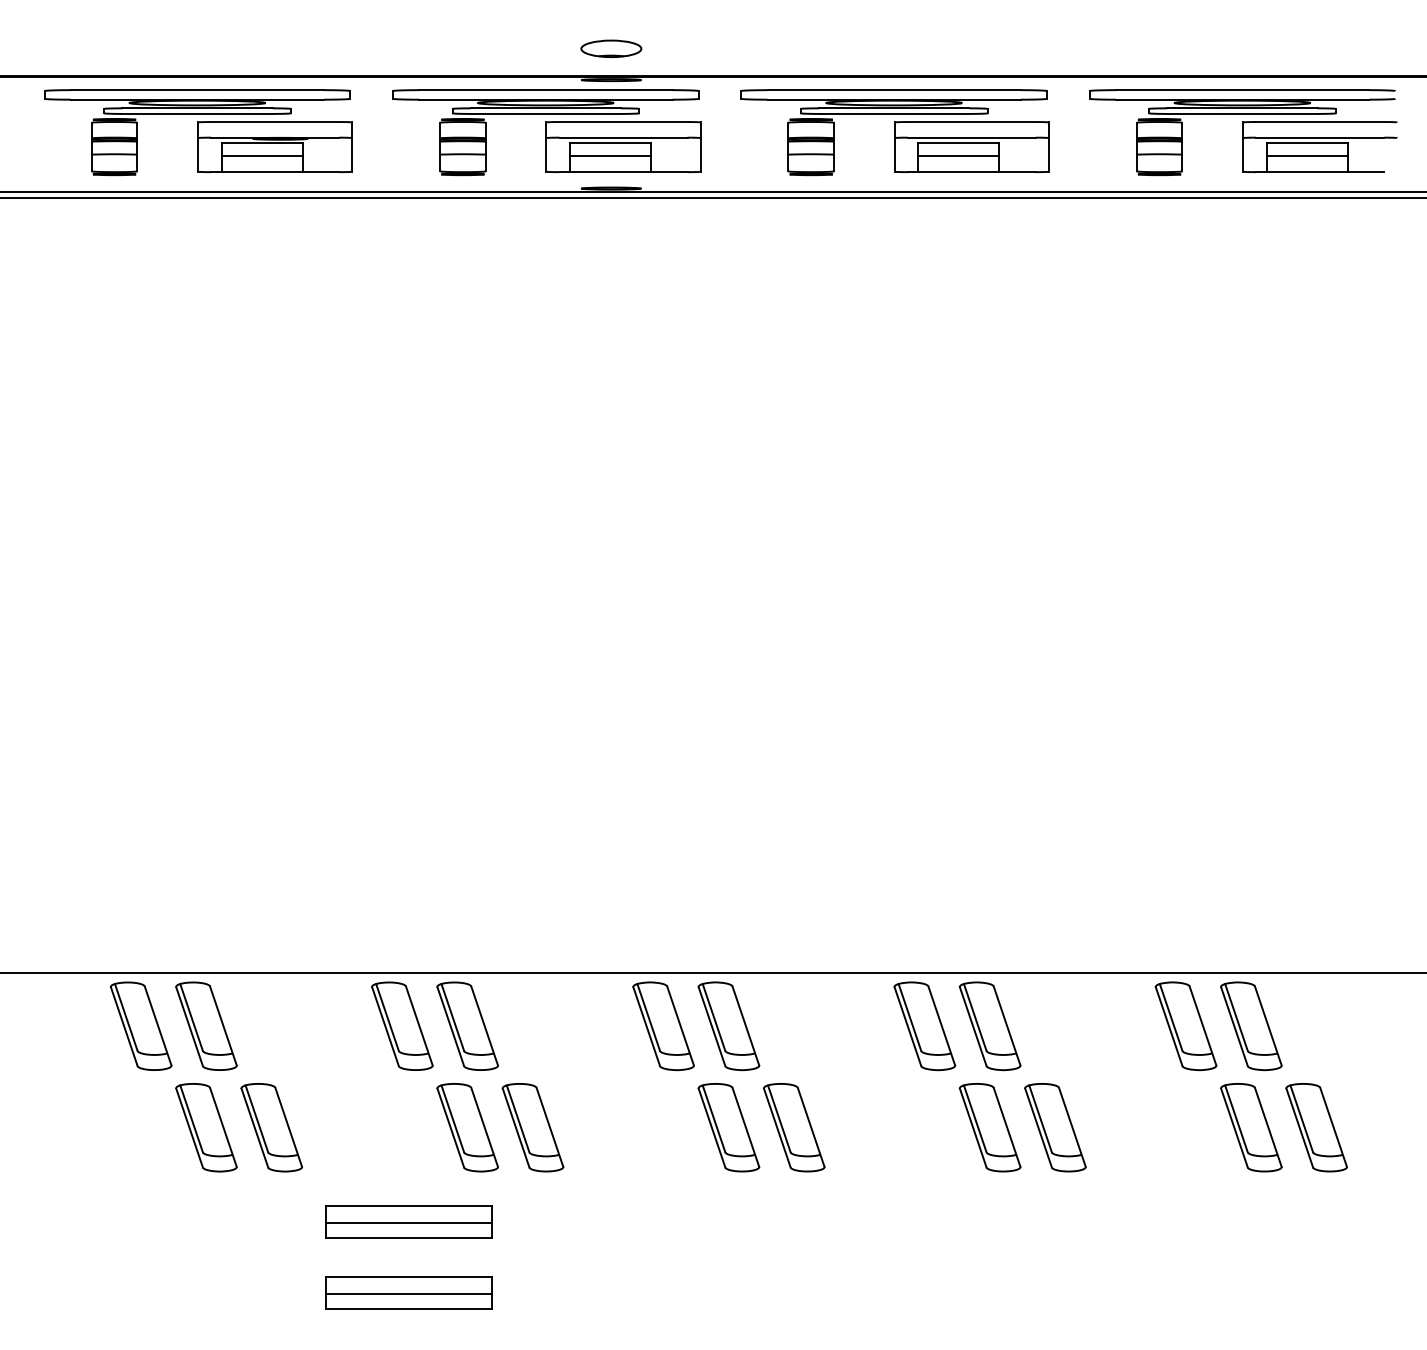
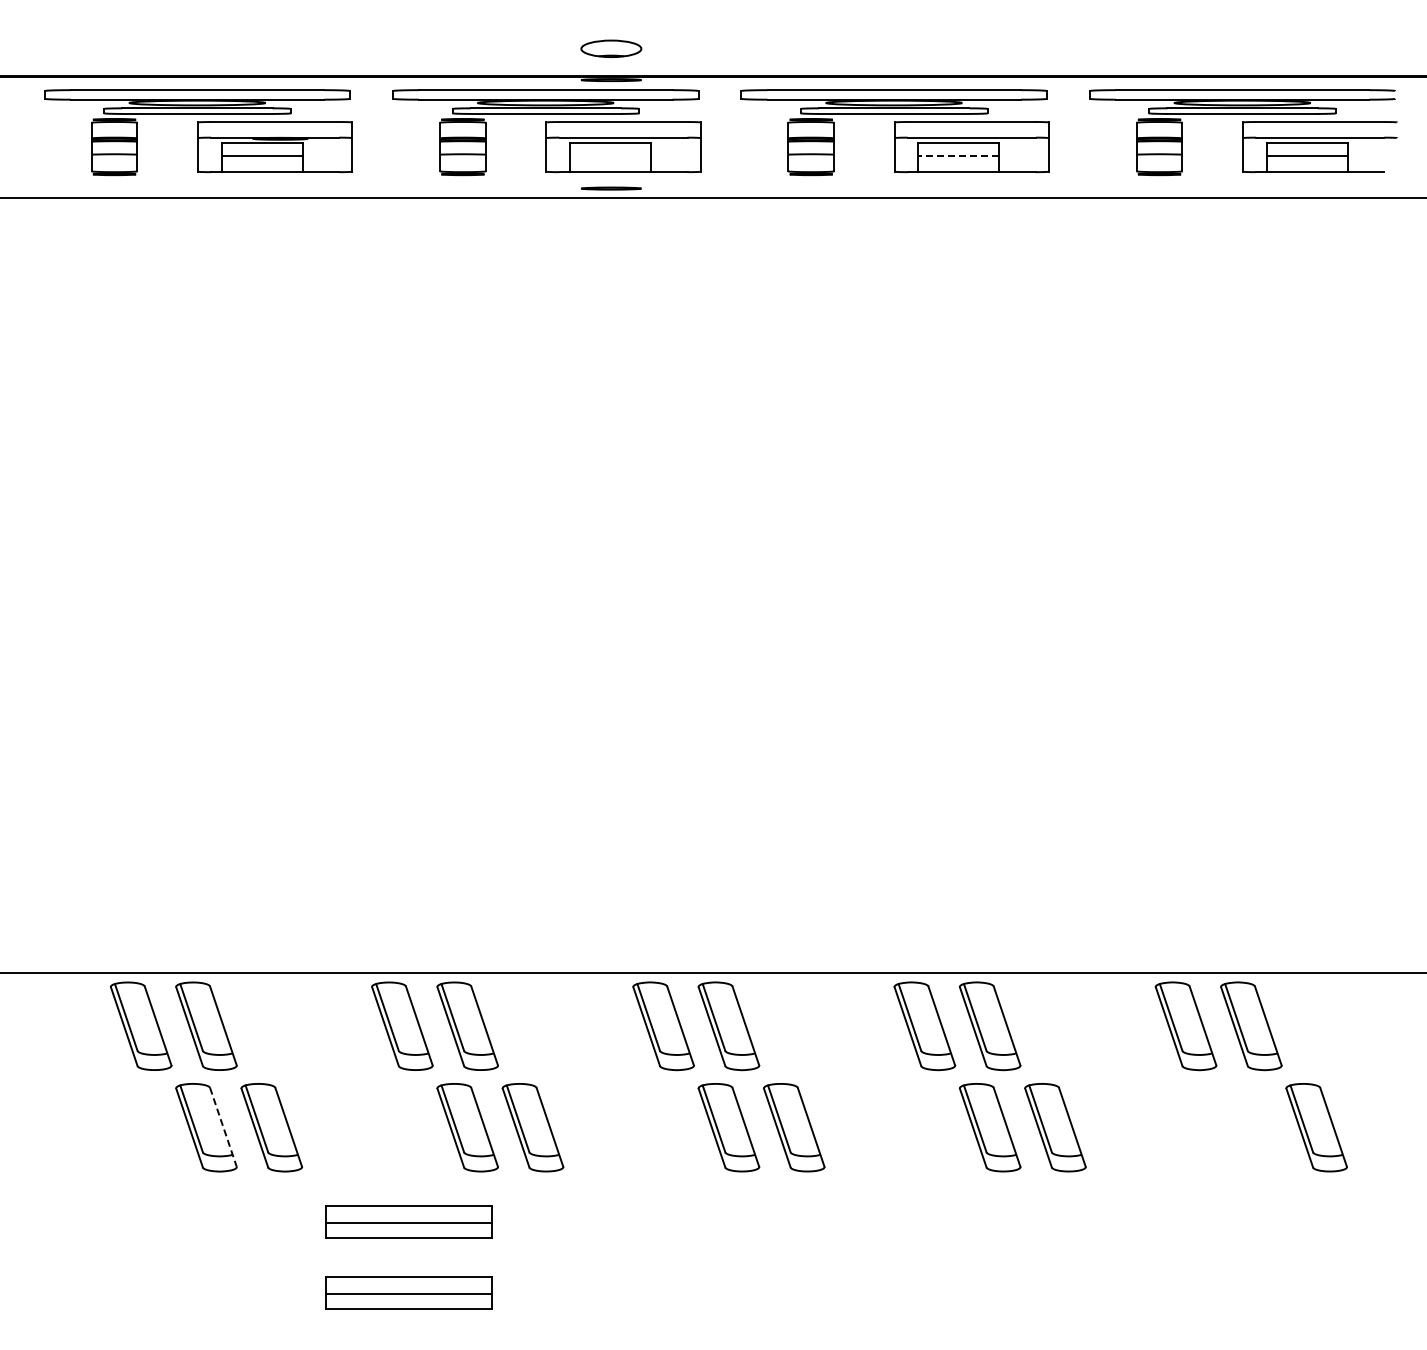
line: present -> none (609, 156)
line: solid -> dashed (958, 156)
line: present -> none (712, 192)
line: solid -> dashed (223, 1127)
part: present -> none (1251, 1127)
